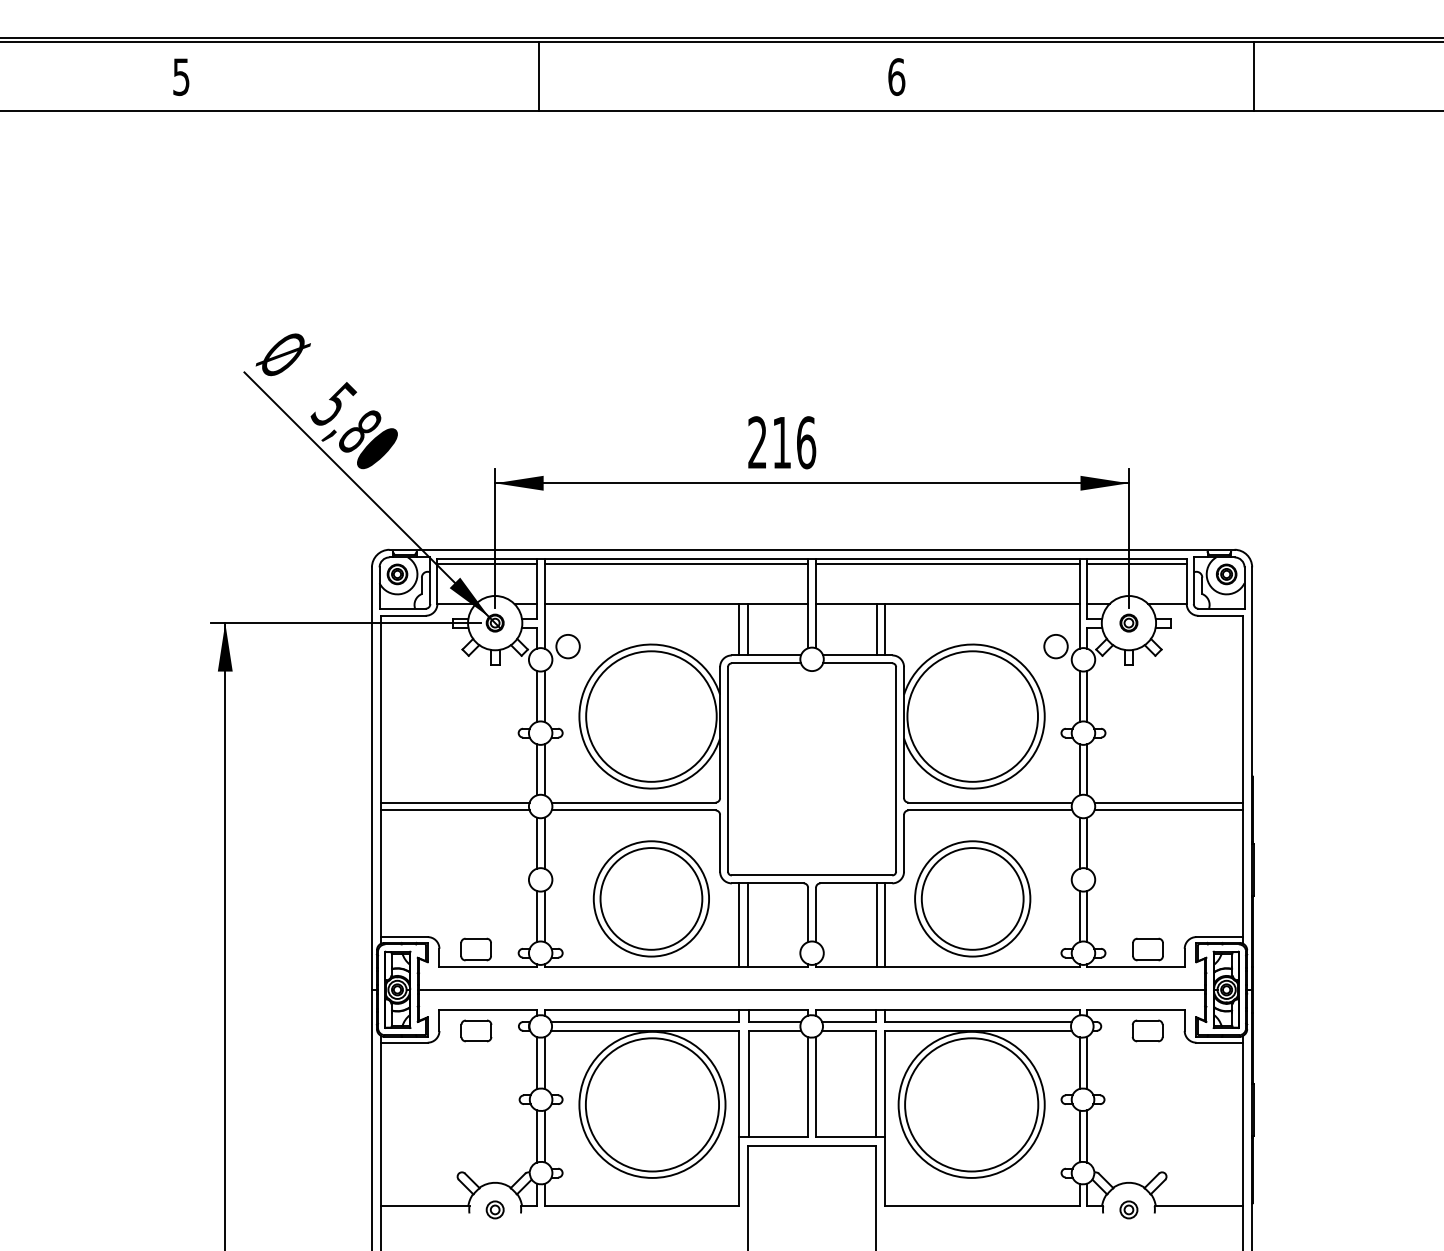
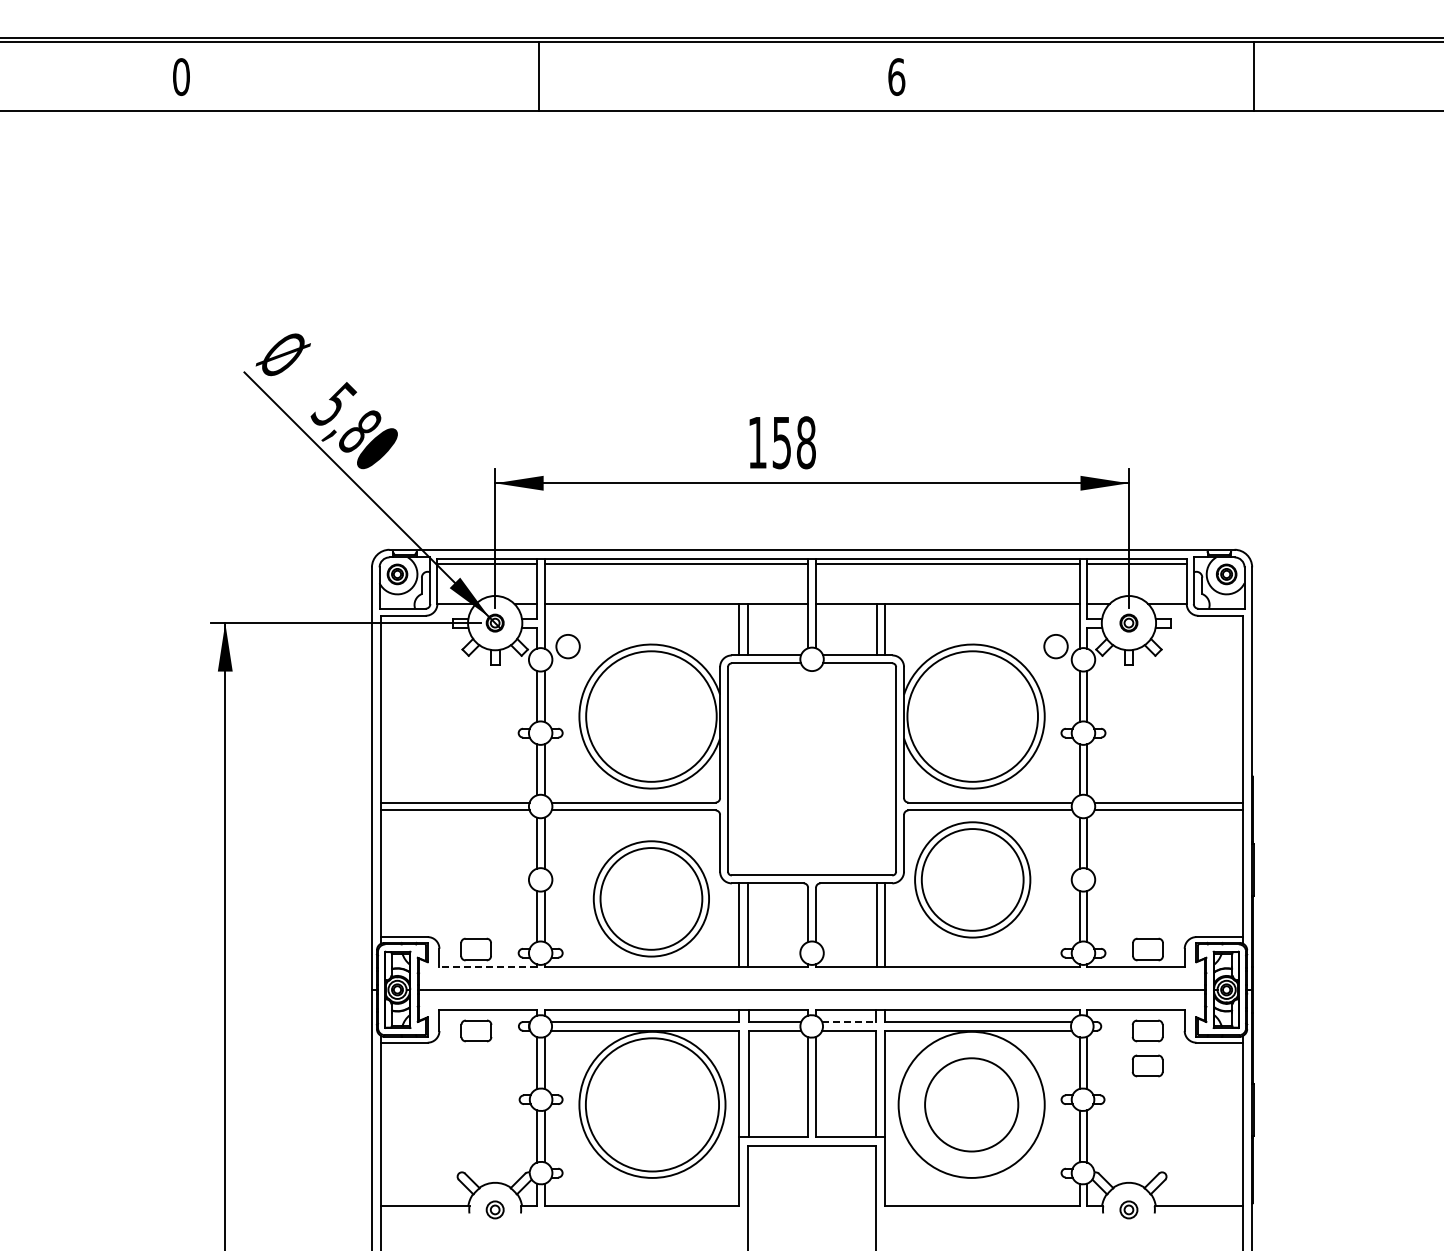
text: 5 -> 0 (181, 77)
text: 216 -> 158 (782, 442)
part position: (972, 898) -> (972, 879) (972, 879)
line: solid -> dashed (488, 967)
line: solid -> dashed (848, 1022)
part: none -> present (1147, 1065)
circle diameter: 133 px -> 93 px (971, 1104)
